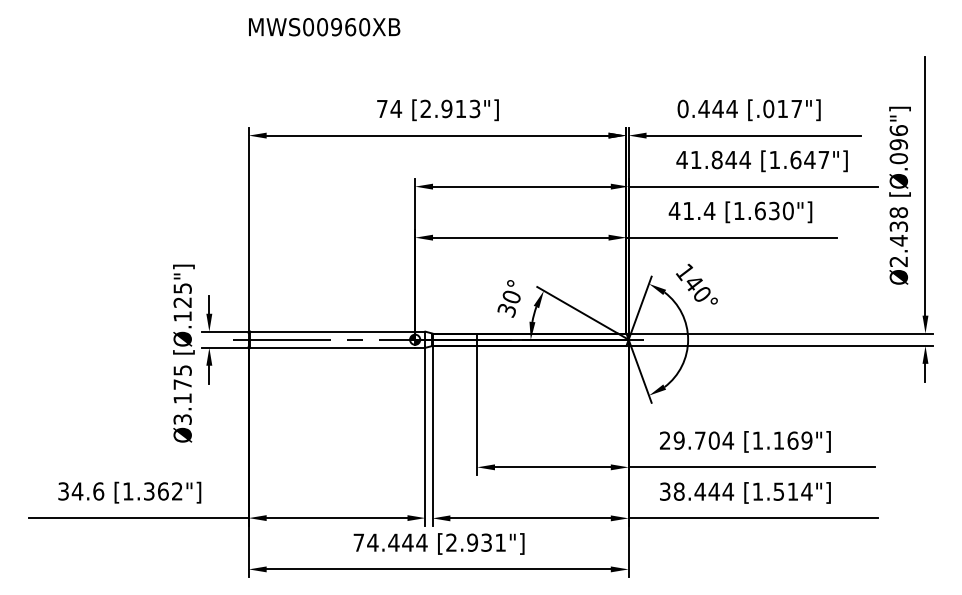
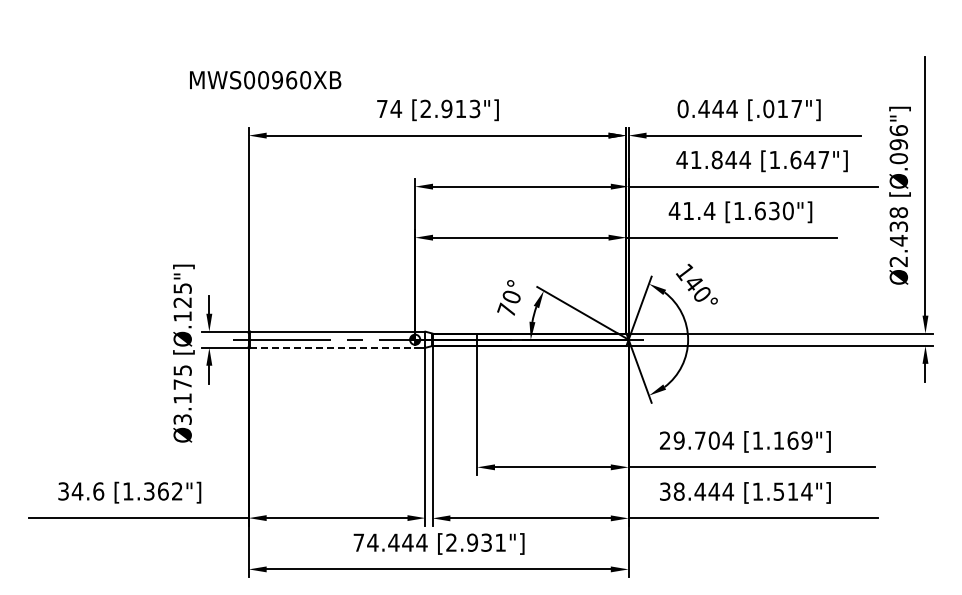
text position: (324, 27) -> (265, 80) (265, 80)
text: 30° -> 70° (506, 309)
line: solid -> dashed (333, 347)
